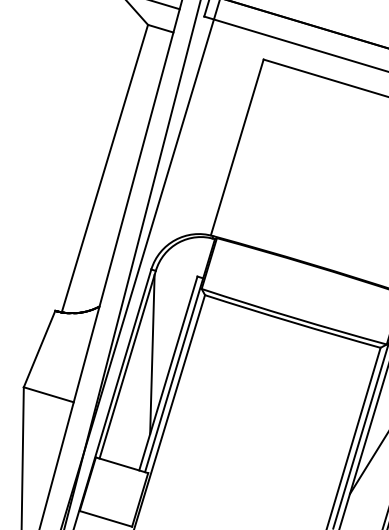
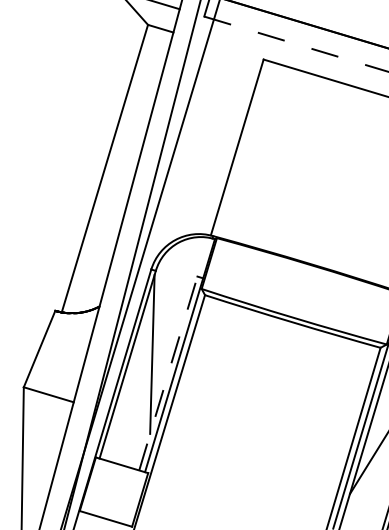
line: solid -> dashed (296, 44)
line: solid -> dashed (168, 373)
